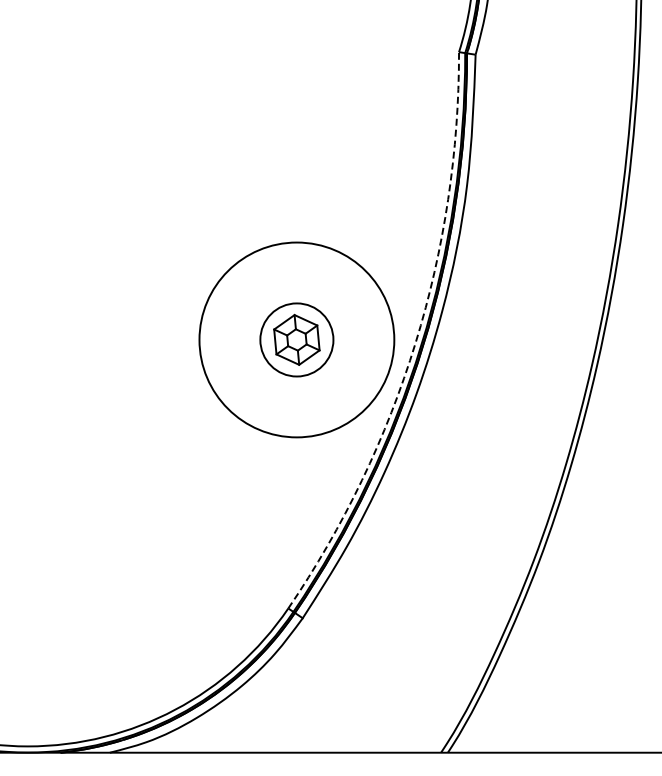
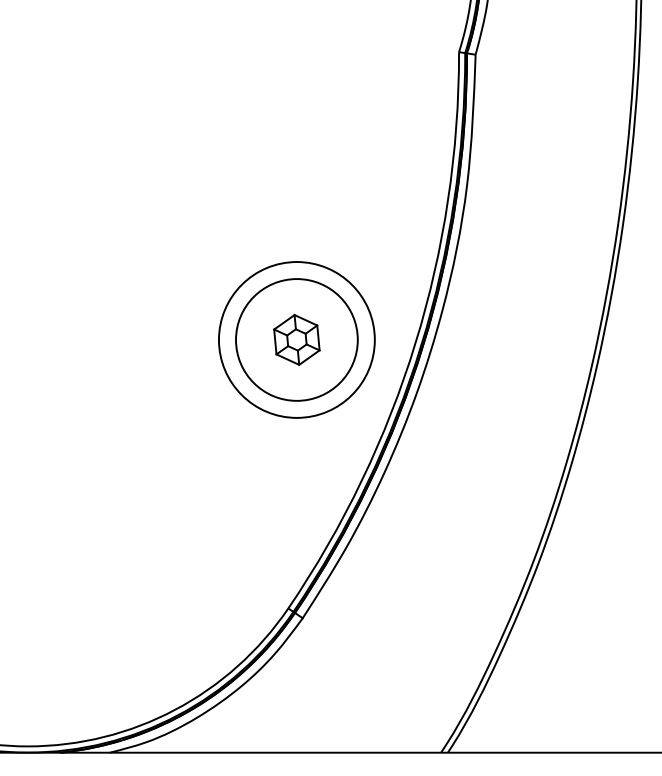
circle diameter: 195 px -> 156 px (296, 339)
circle diameter: 73 px -> 122 px (296, 339)
arc: dashed -> solid (415, 343)
